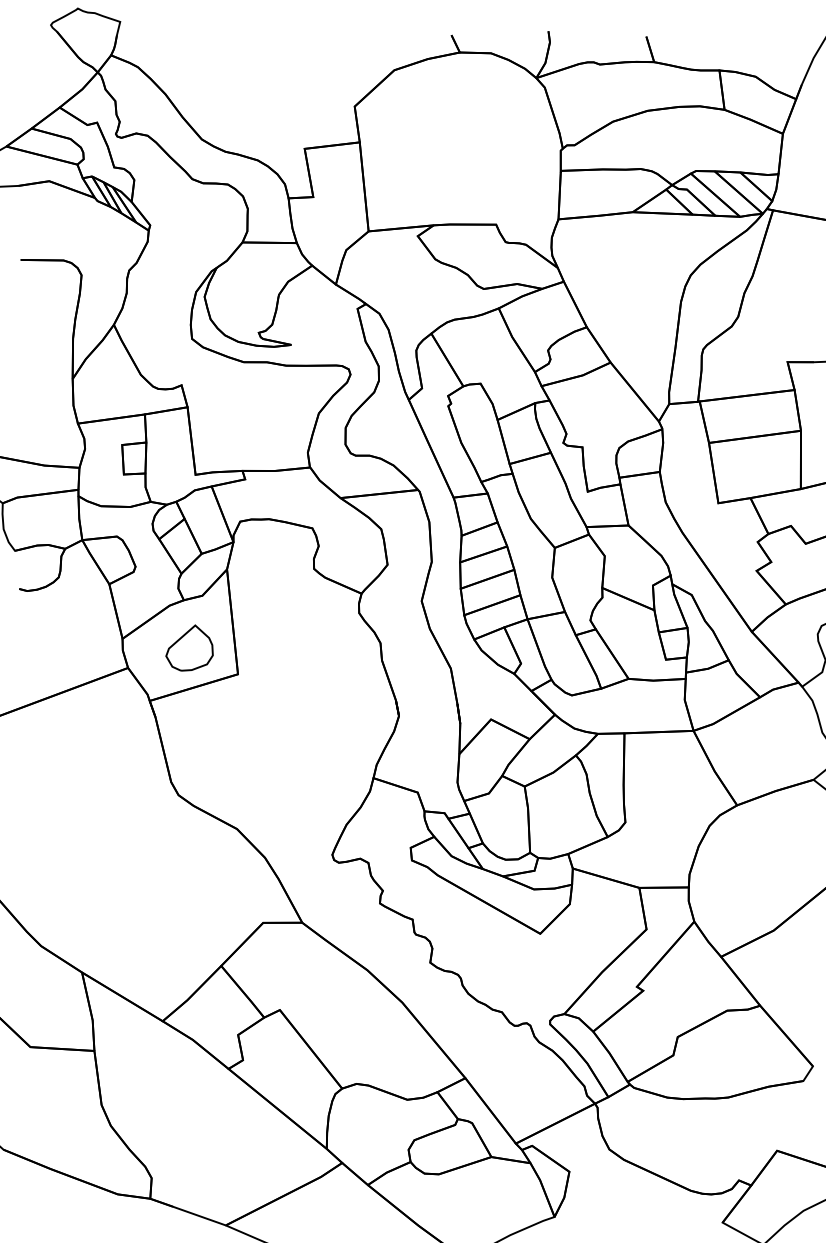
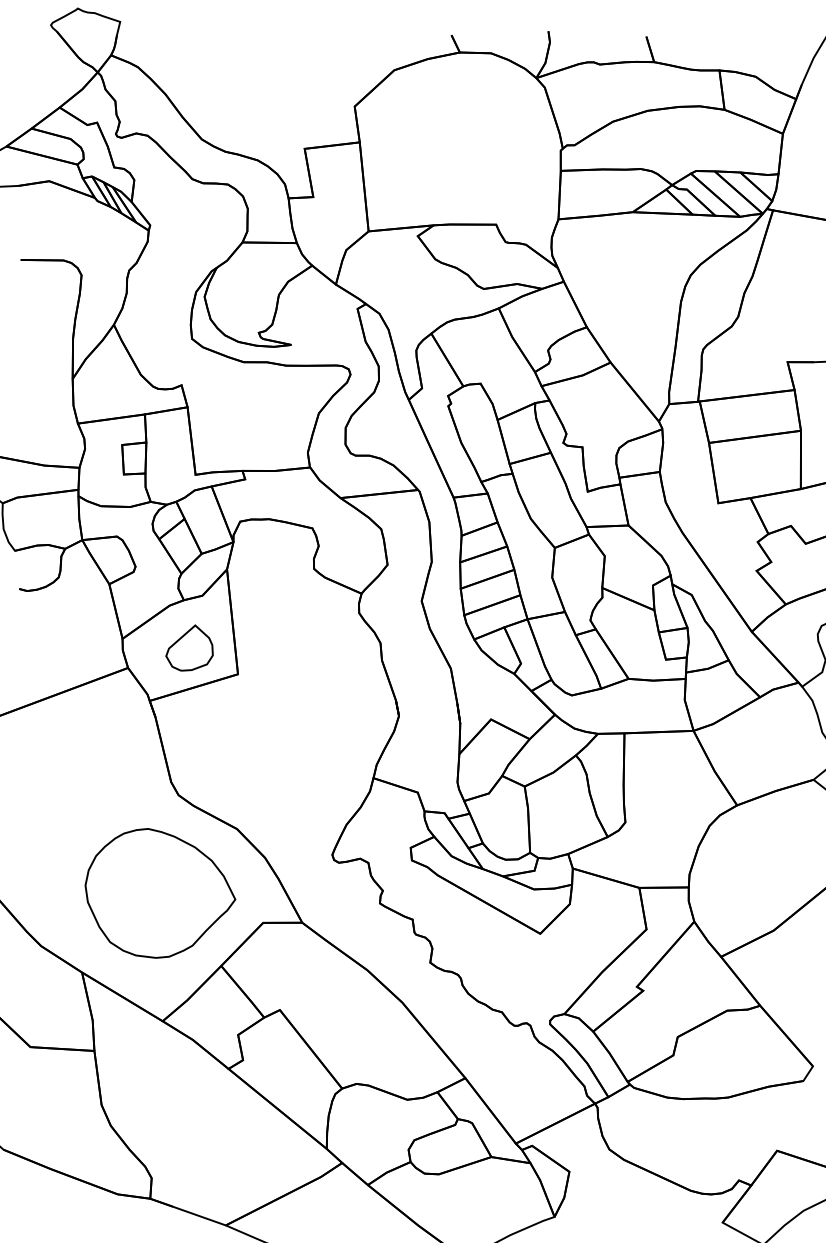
part: none -> present (160, 893)
